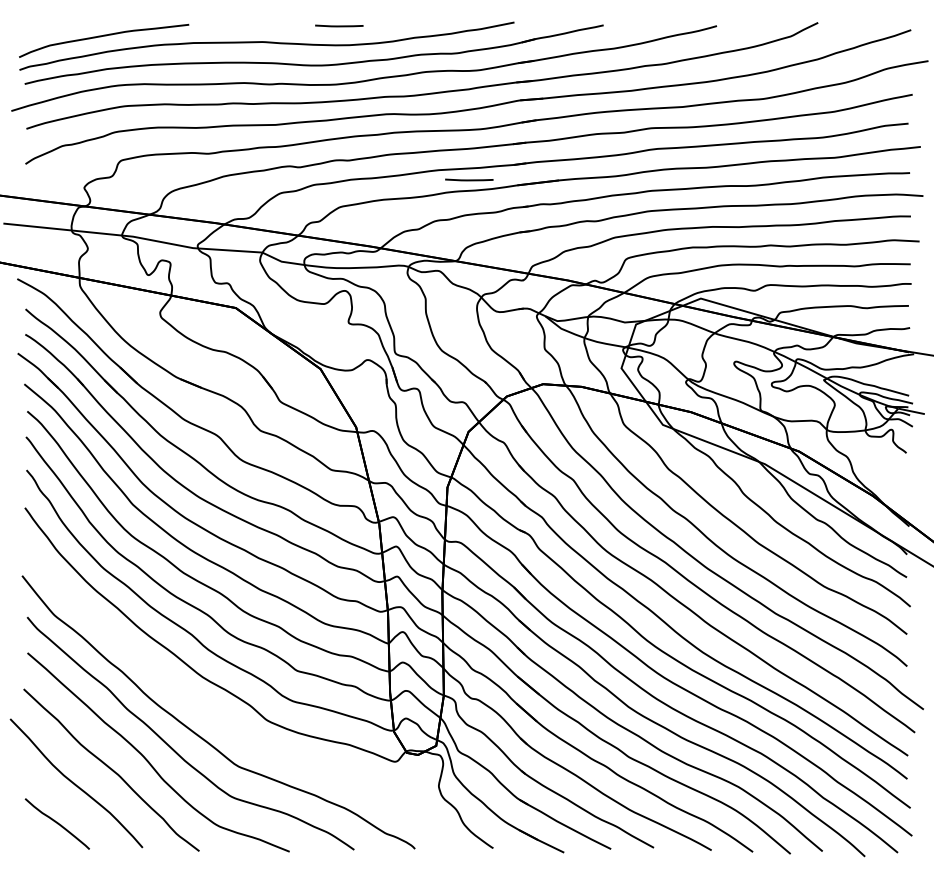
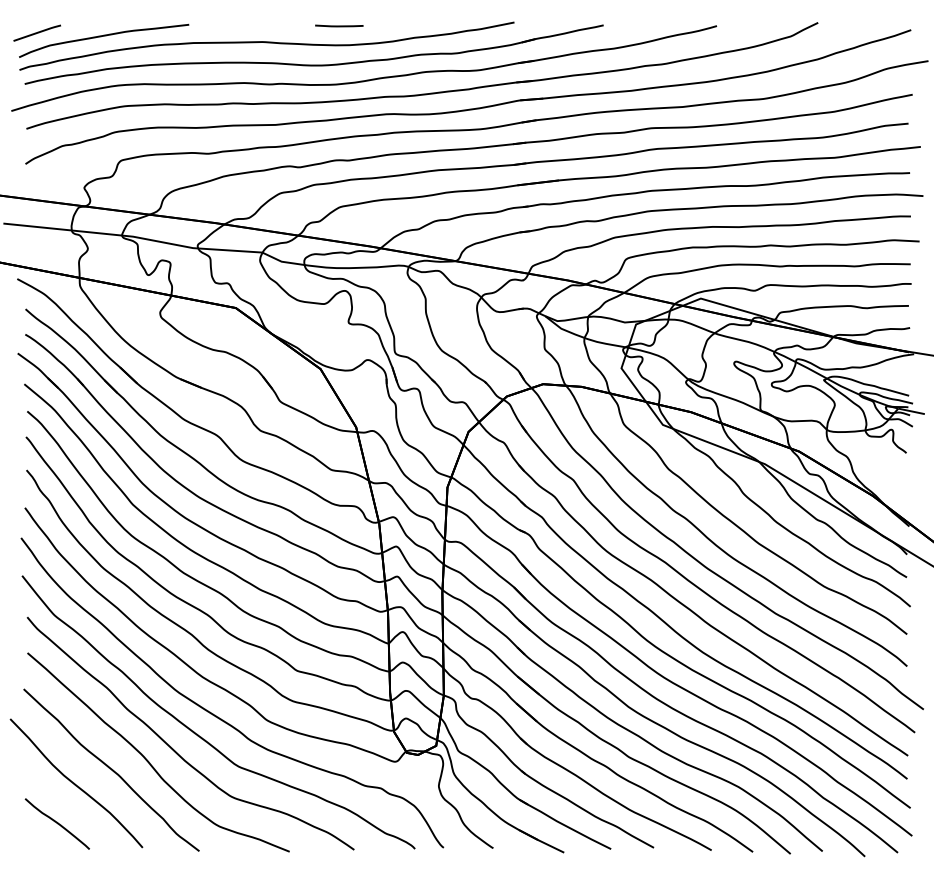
line: none -> present (36, 32)
line: present -> none (469, 179)
curve: none -> present (218, 716)
